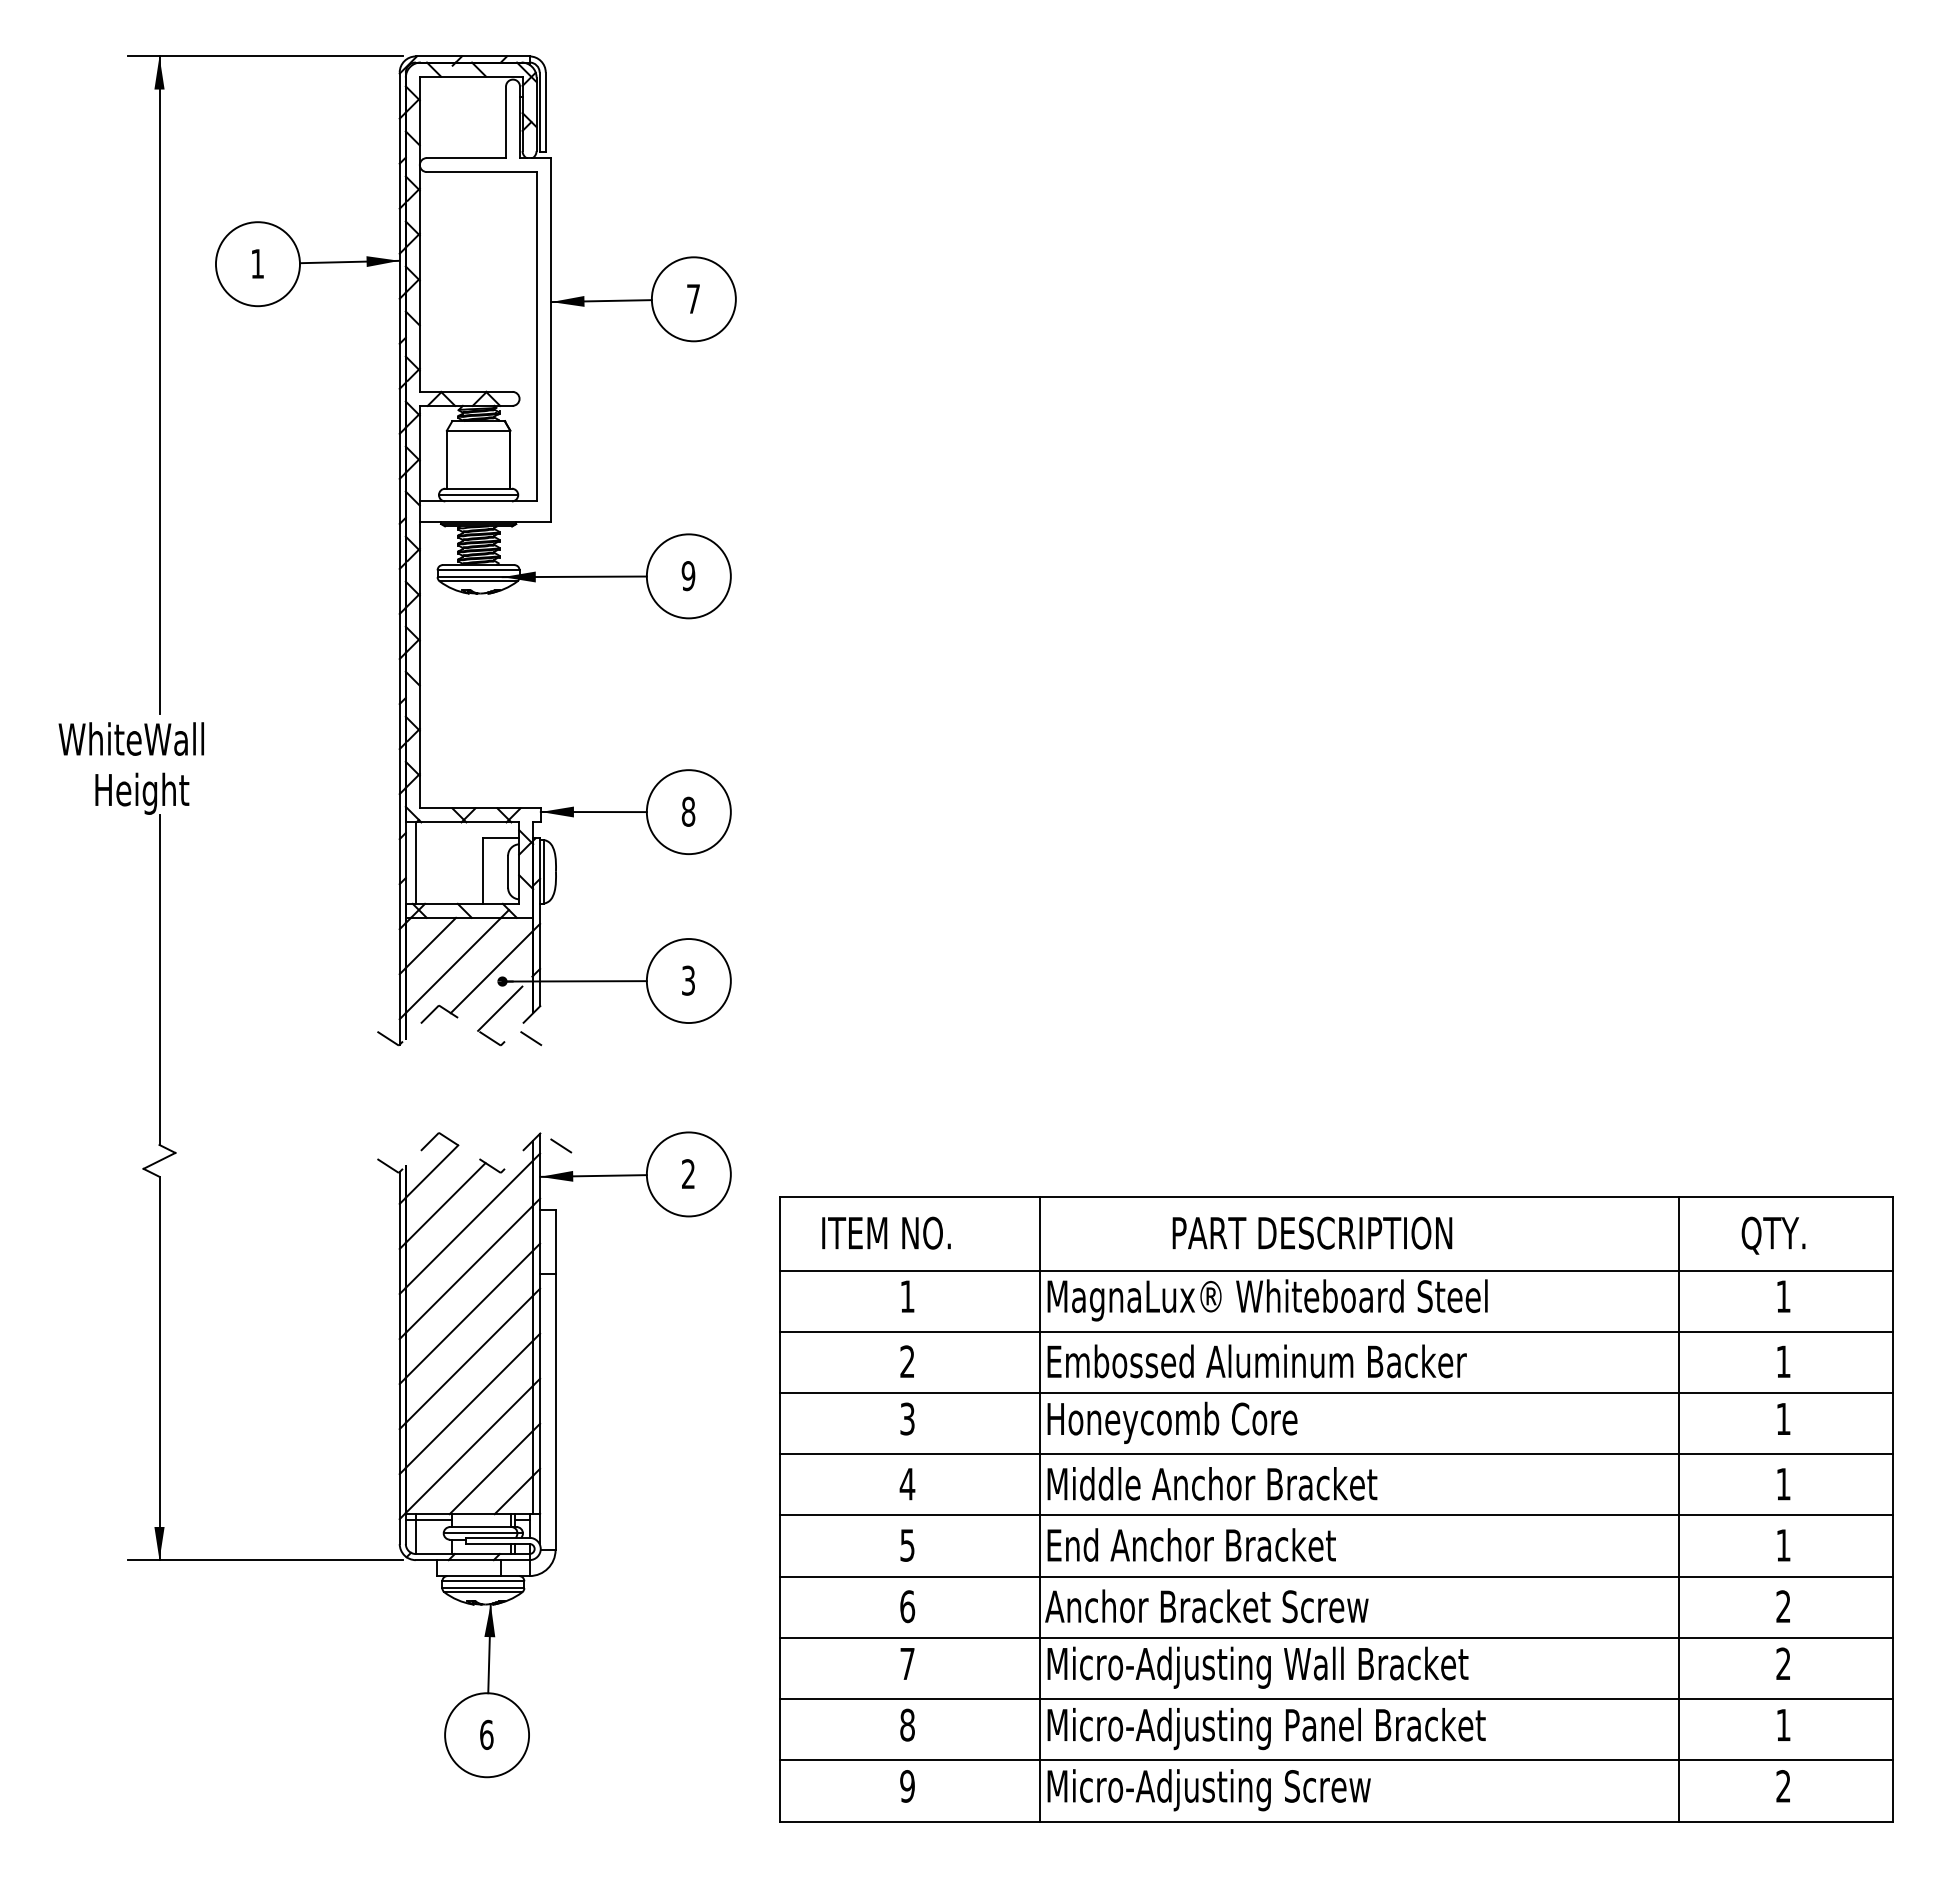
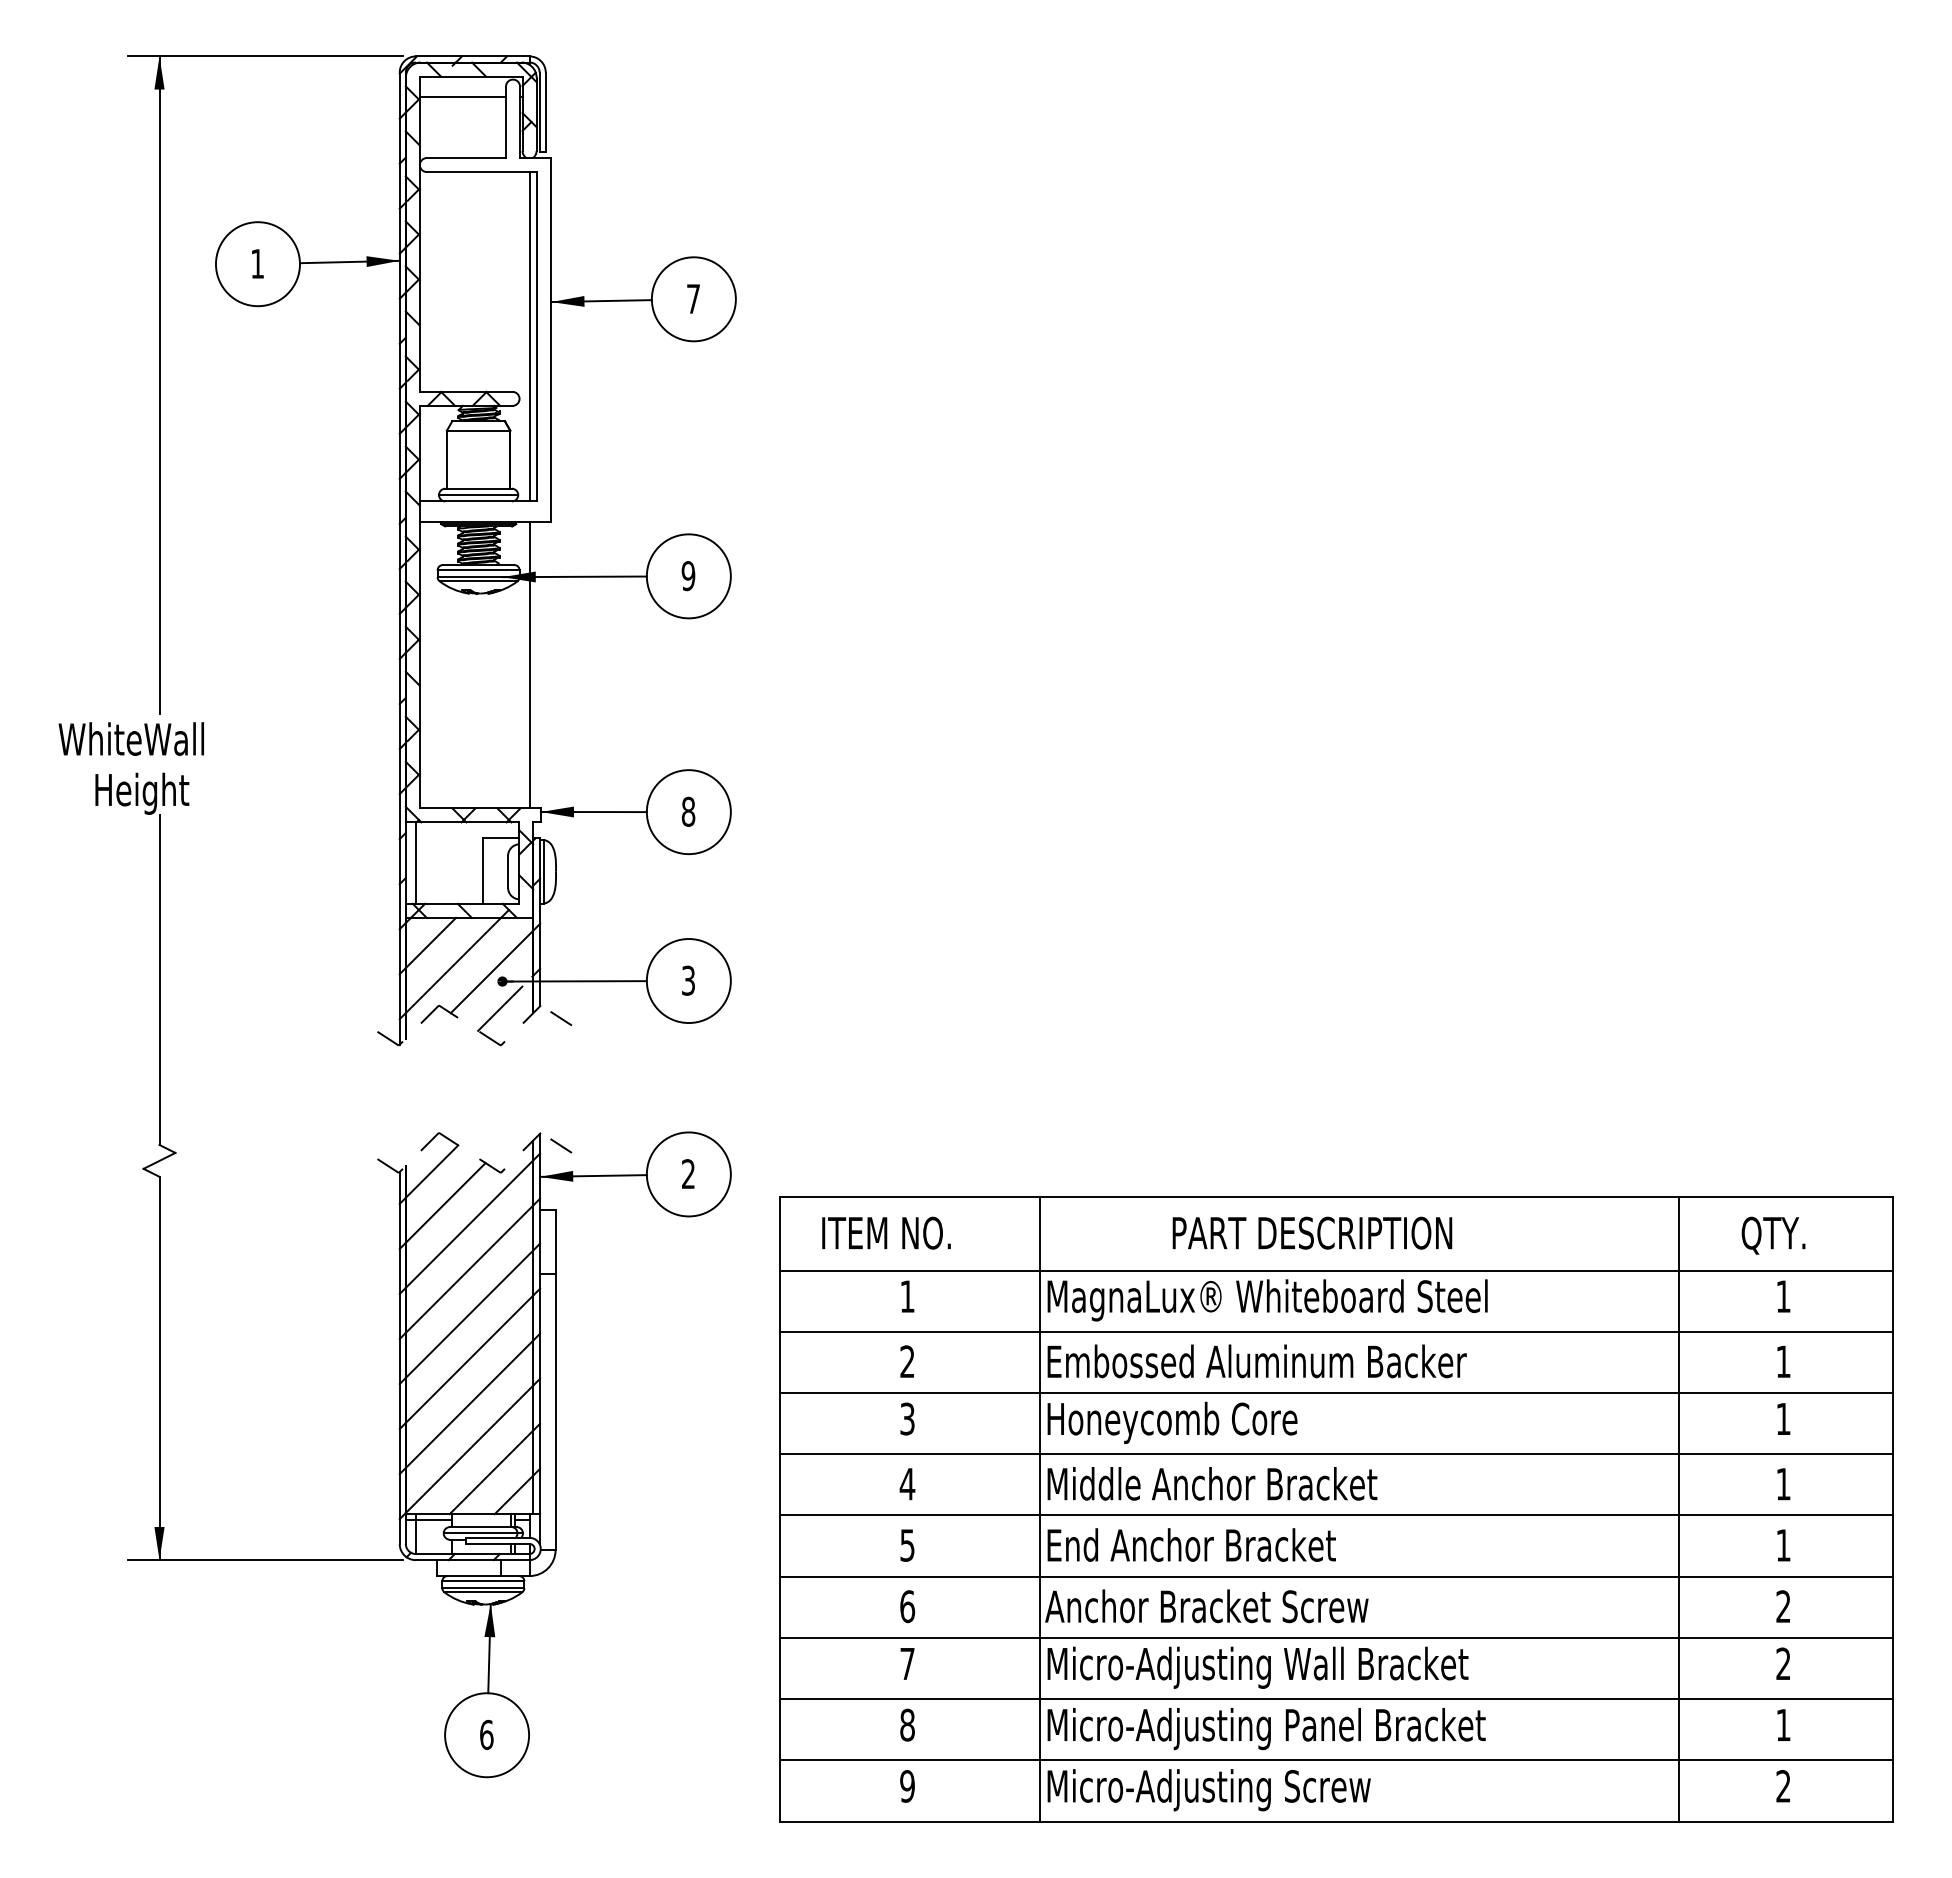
line: none -> present (462, 96)
line: none -> present (529, 336)
line: none -> present (529, 664)
line position: (531, 1038) -> (561, 1018) (561, 1018)
